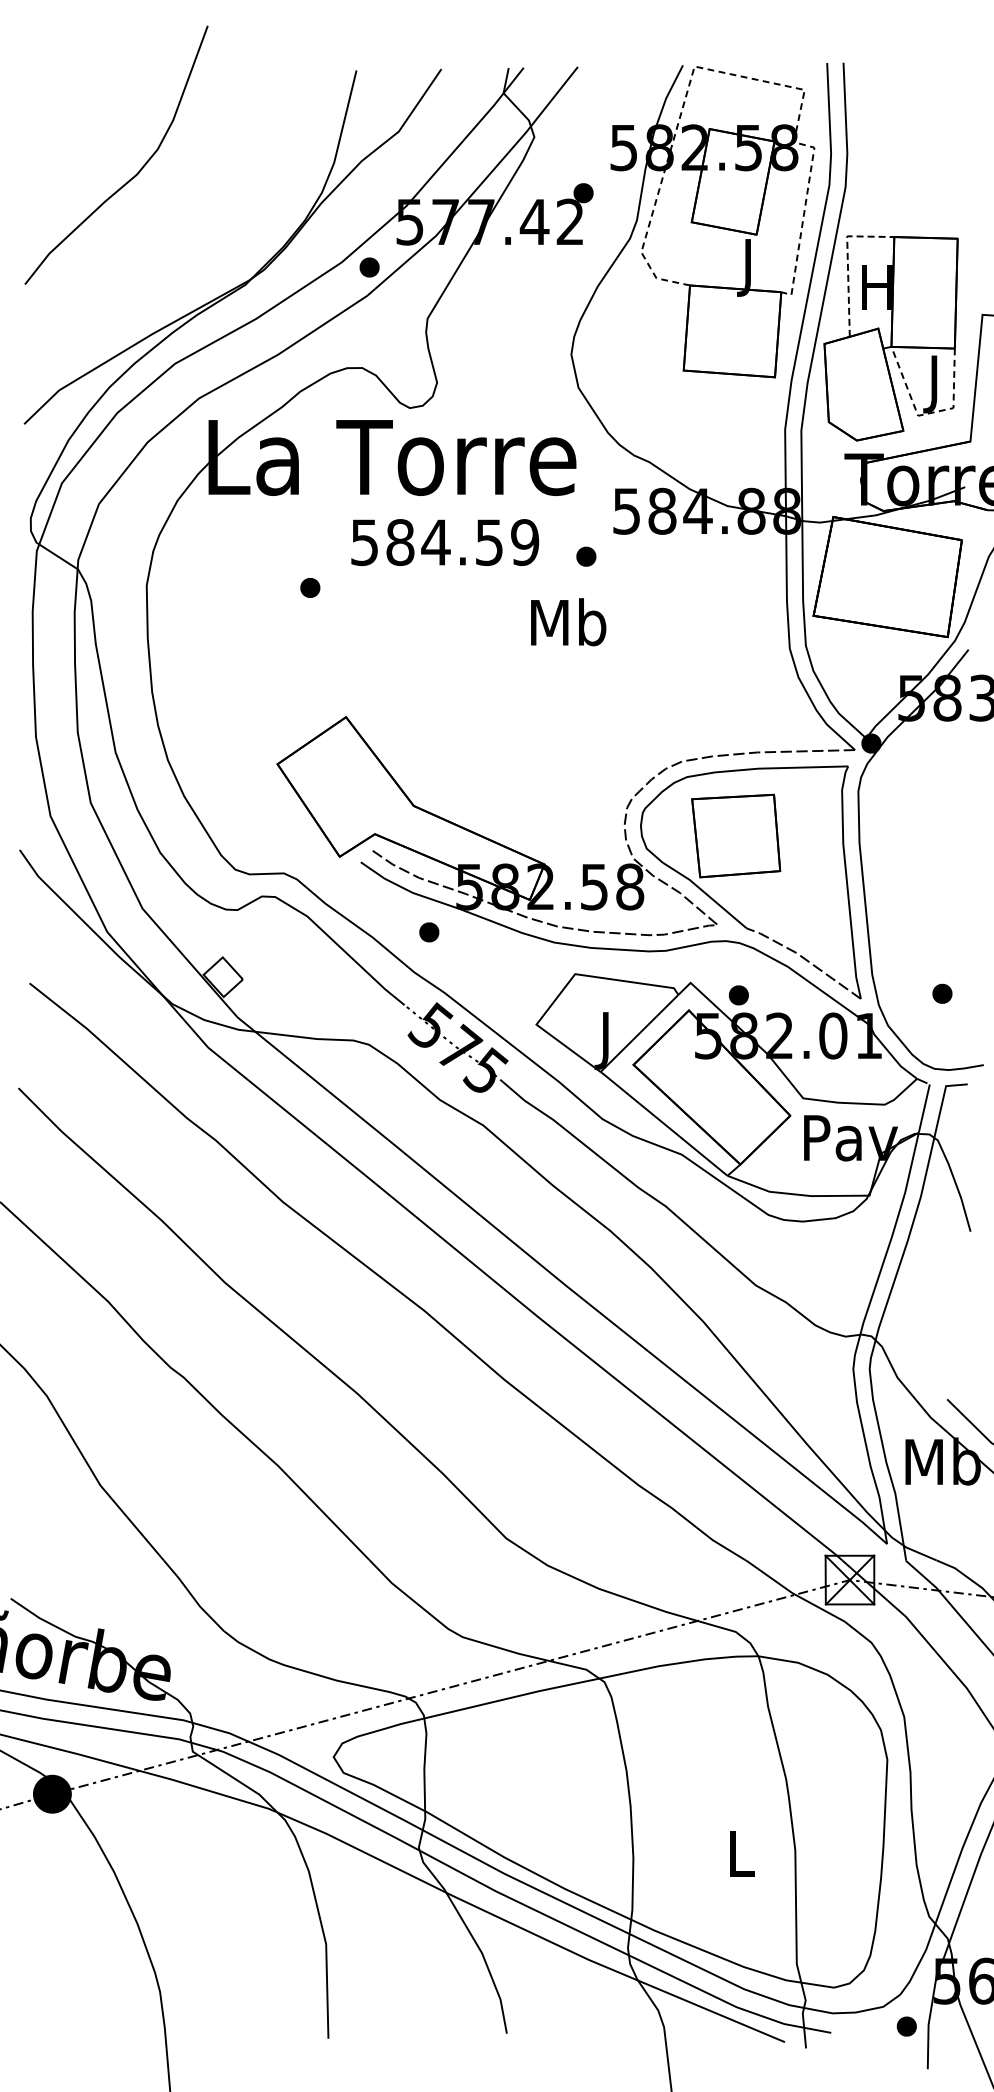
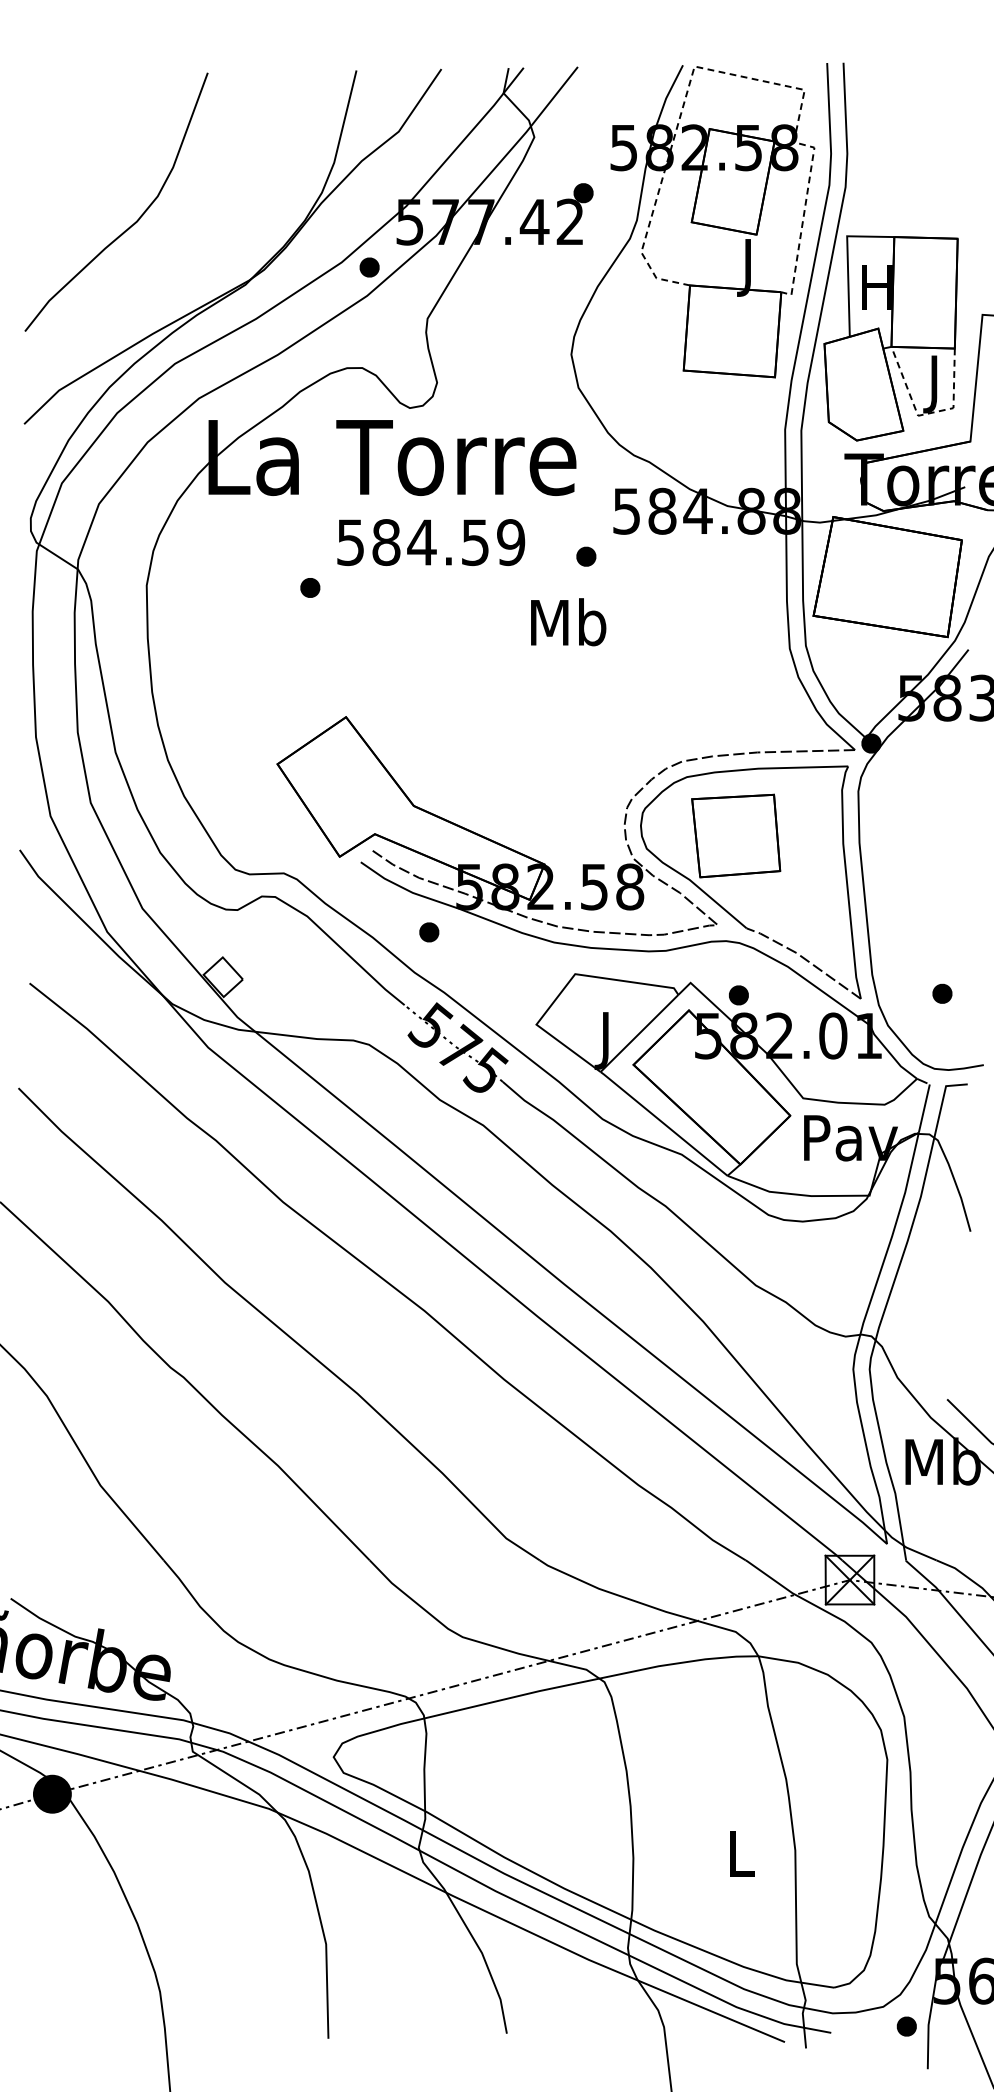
curve position: (136, 173) -> (136, 220) (136, 220)
line: dashed -> solid (847, 262)
text position: (445, 542) -> (431, 542) (431, 542)
